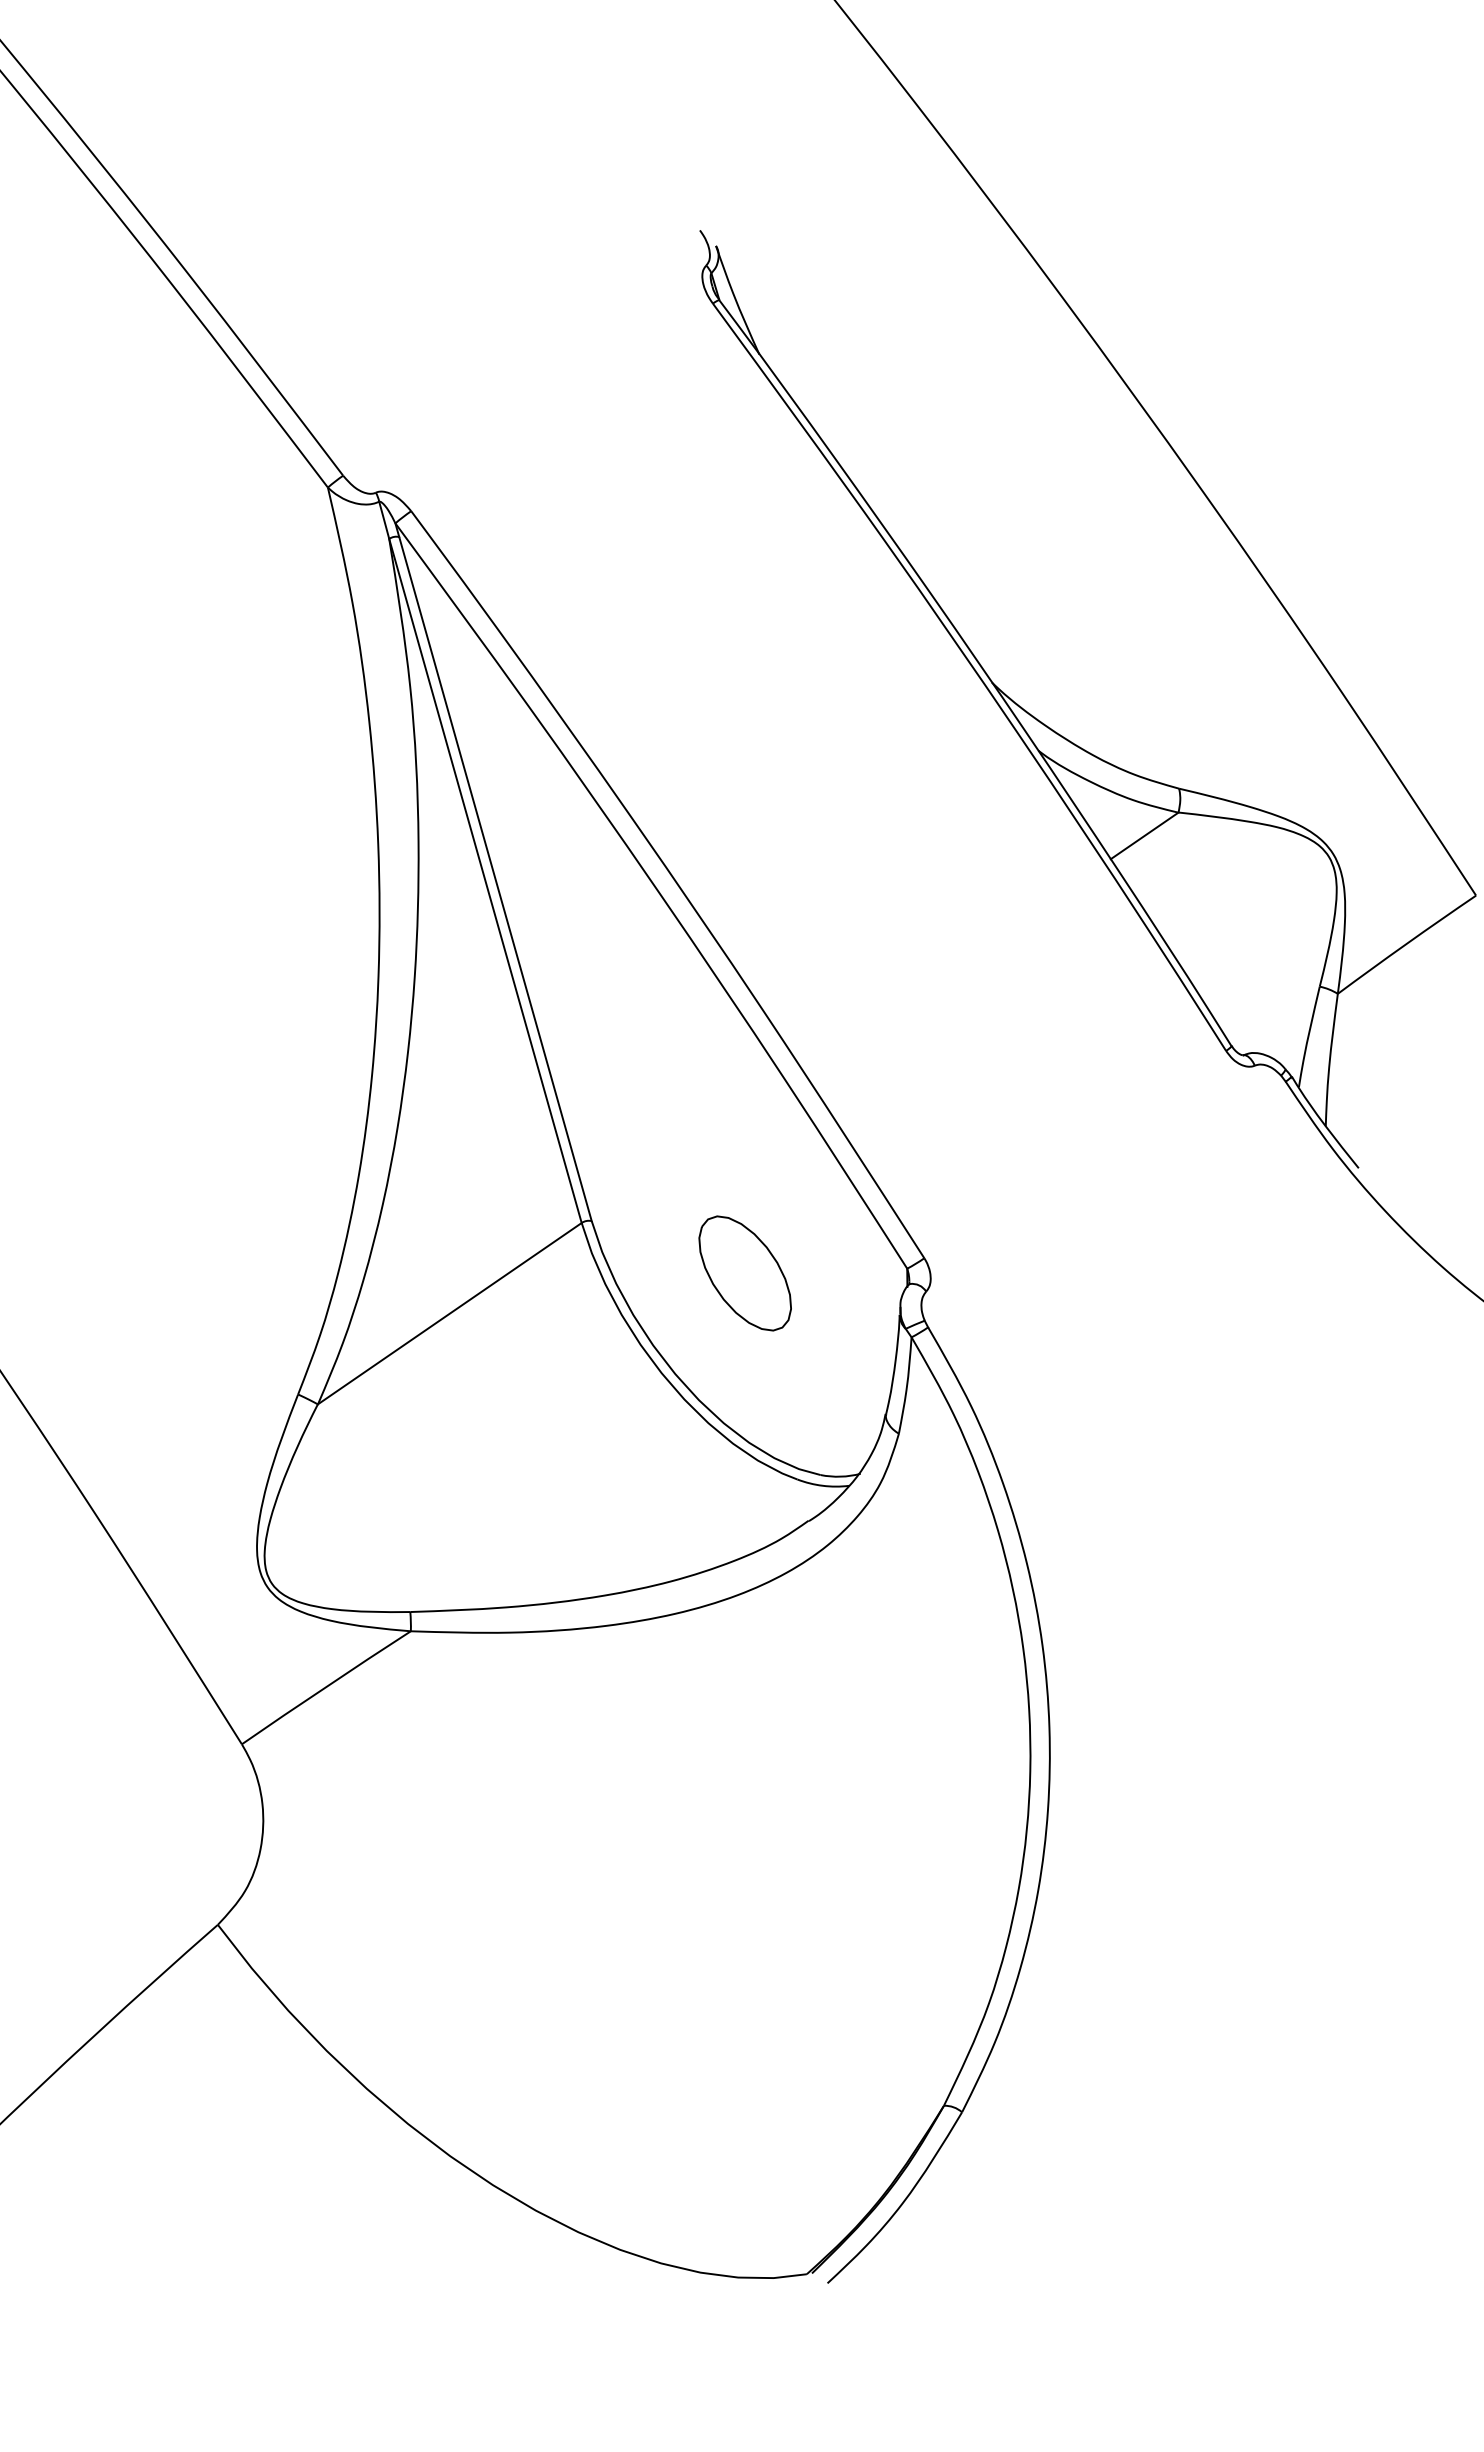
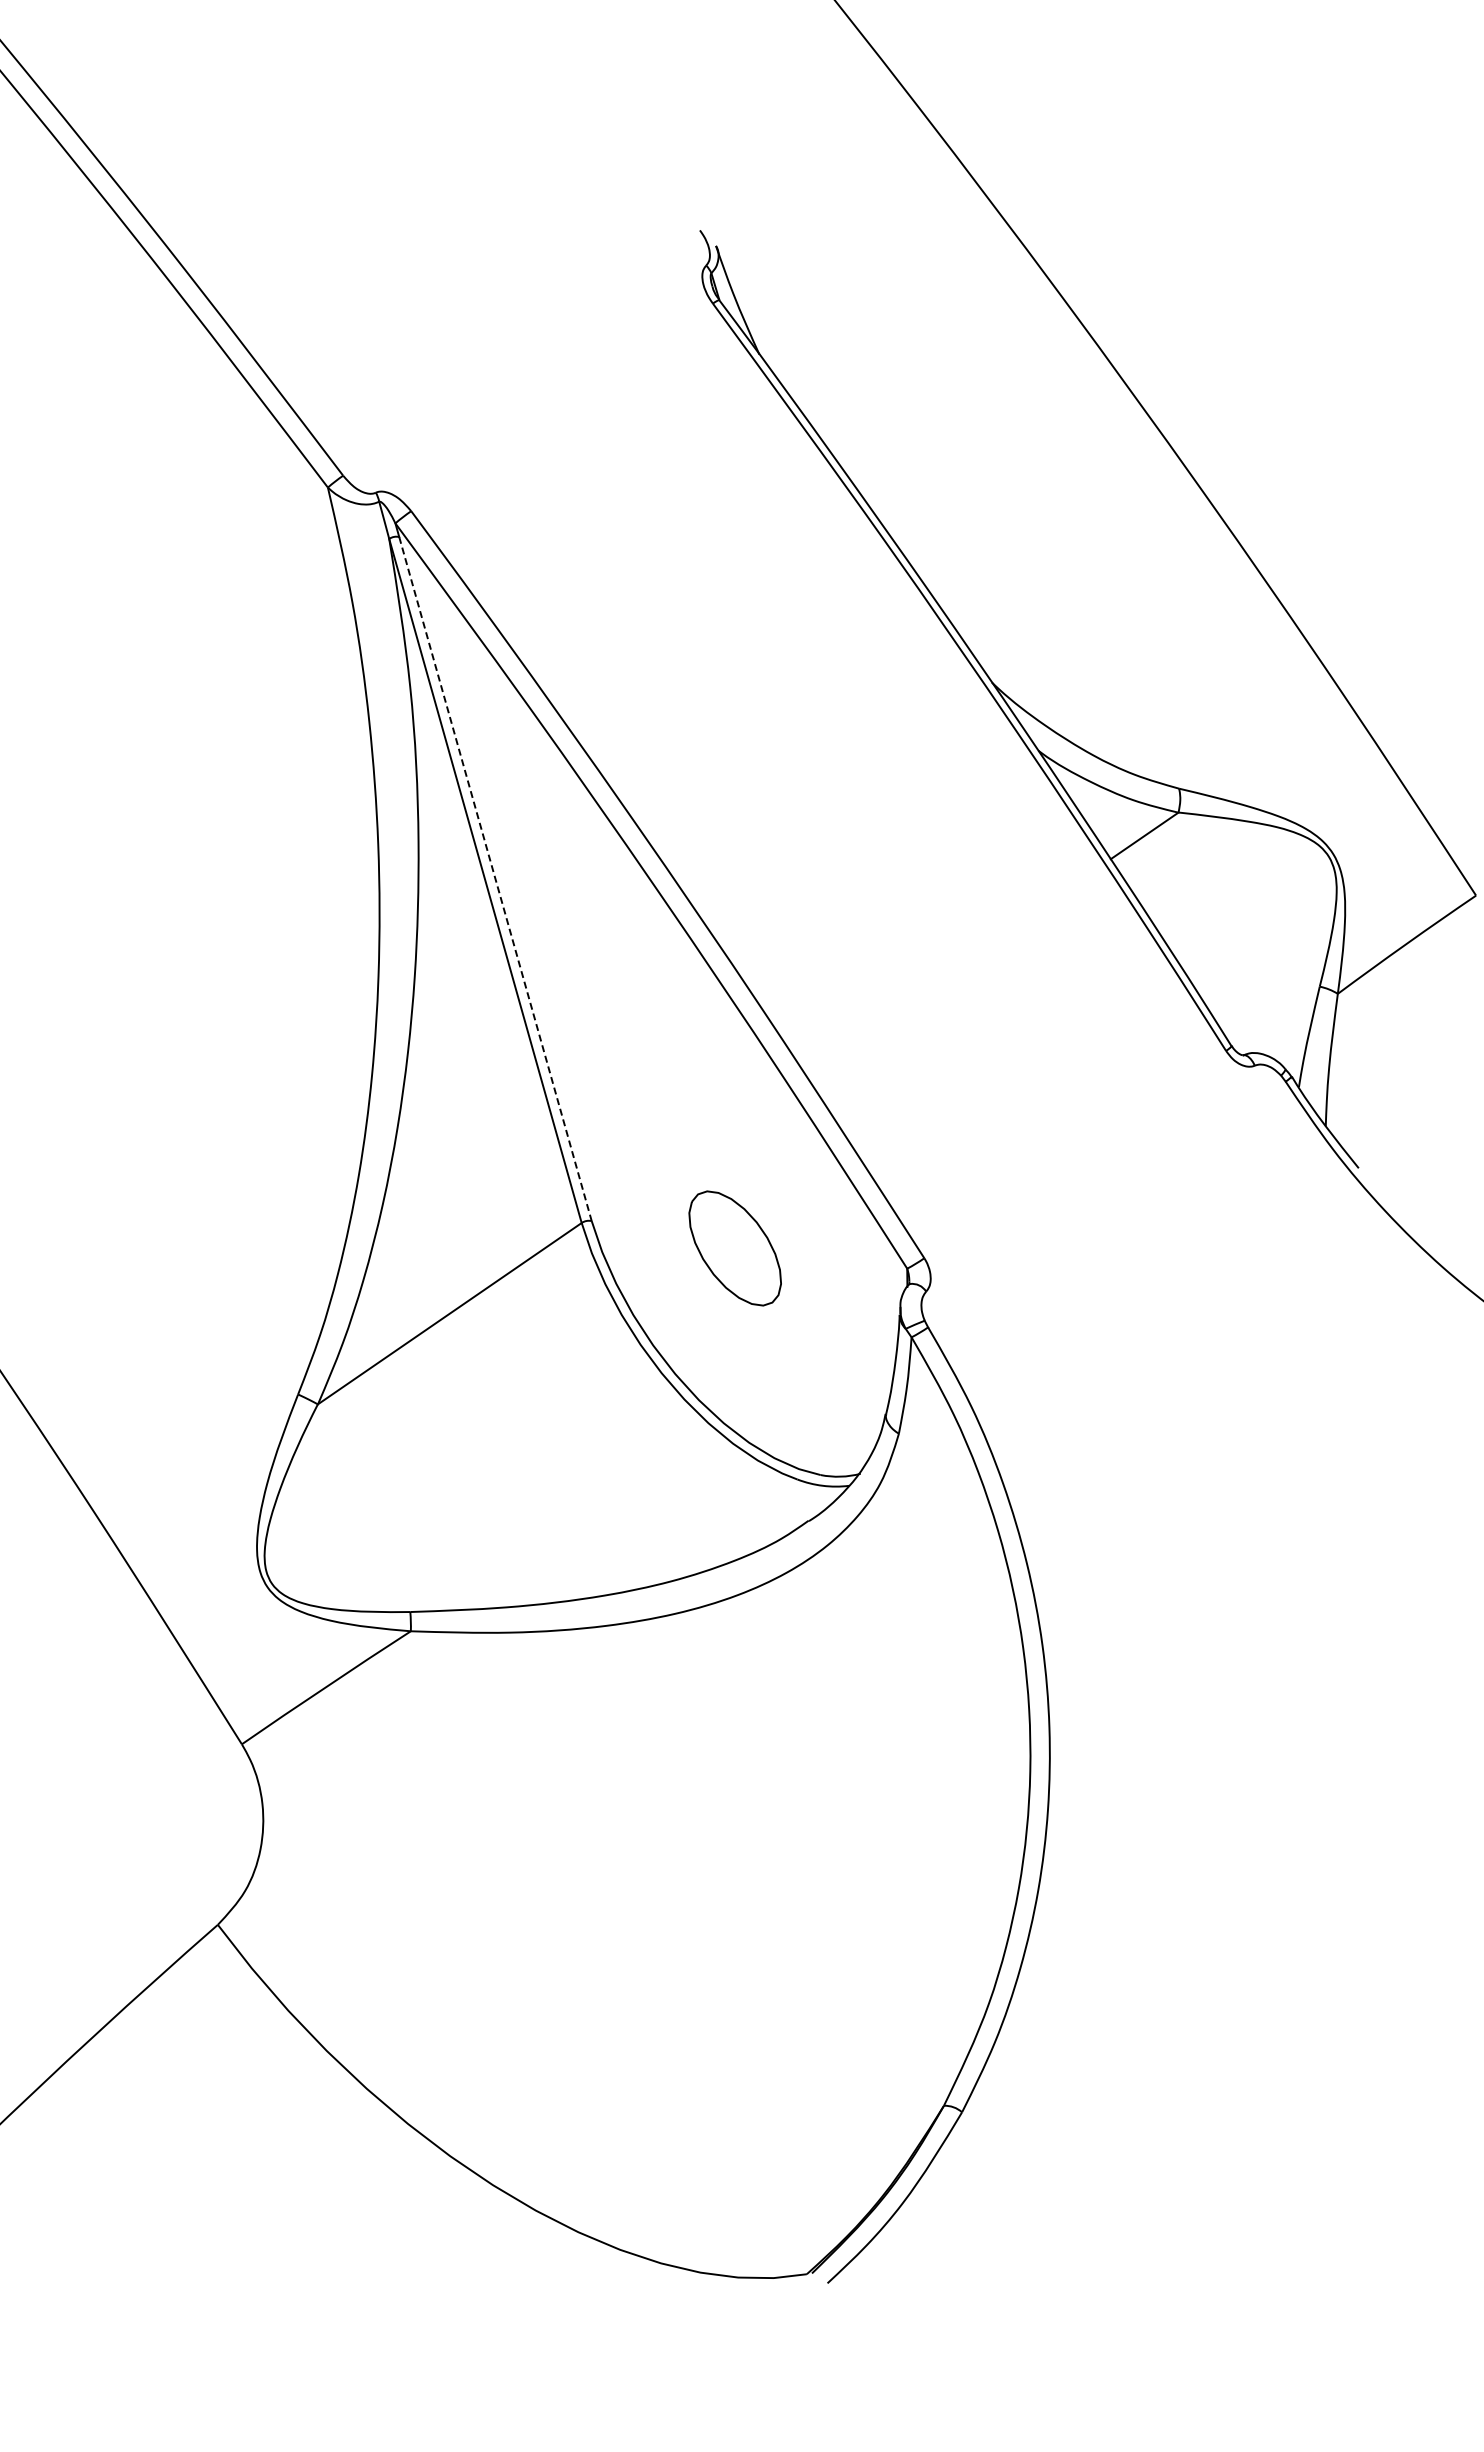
line: solid -> dashed (495, 879)
part position: (744, 1273) -> (734, 1248) (734, 1248)
